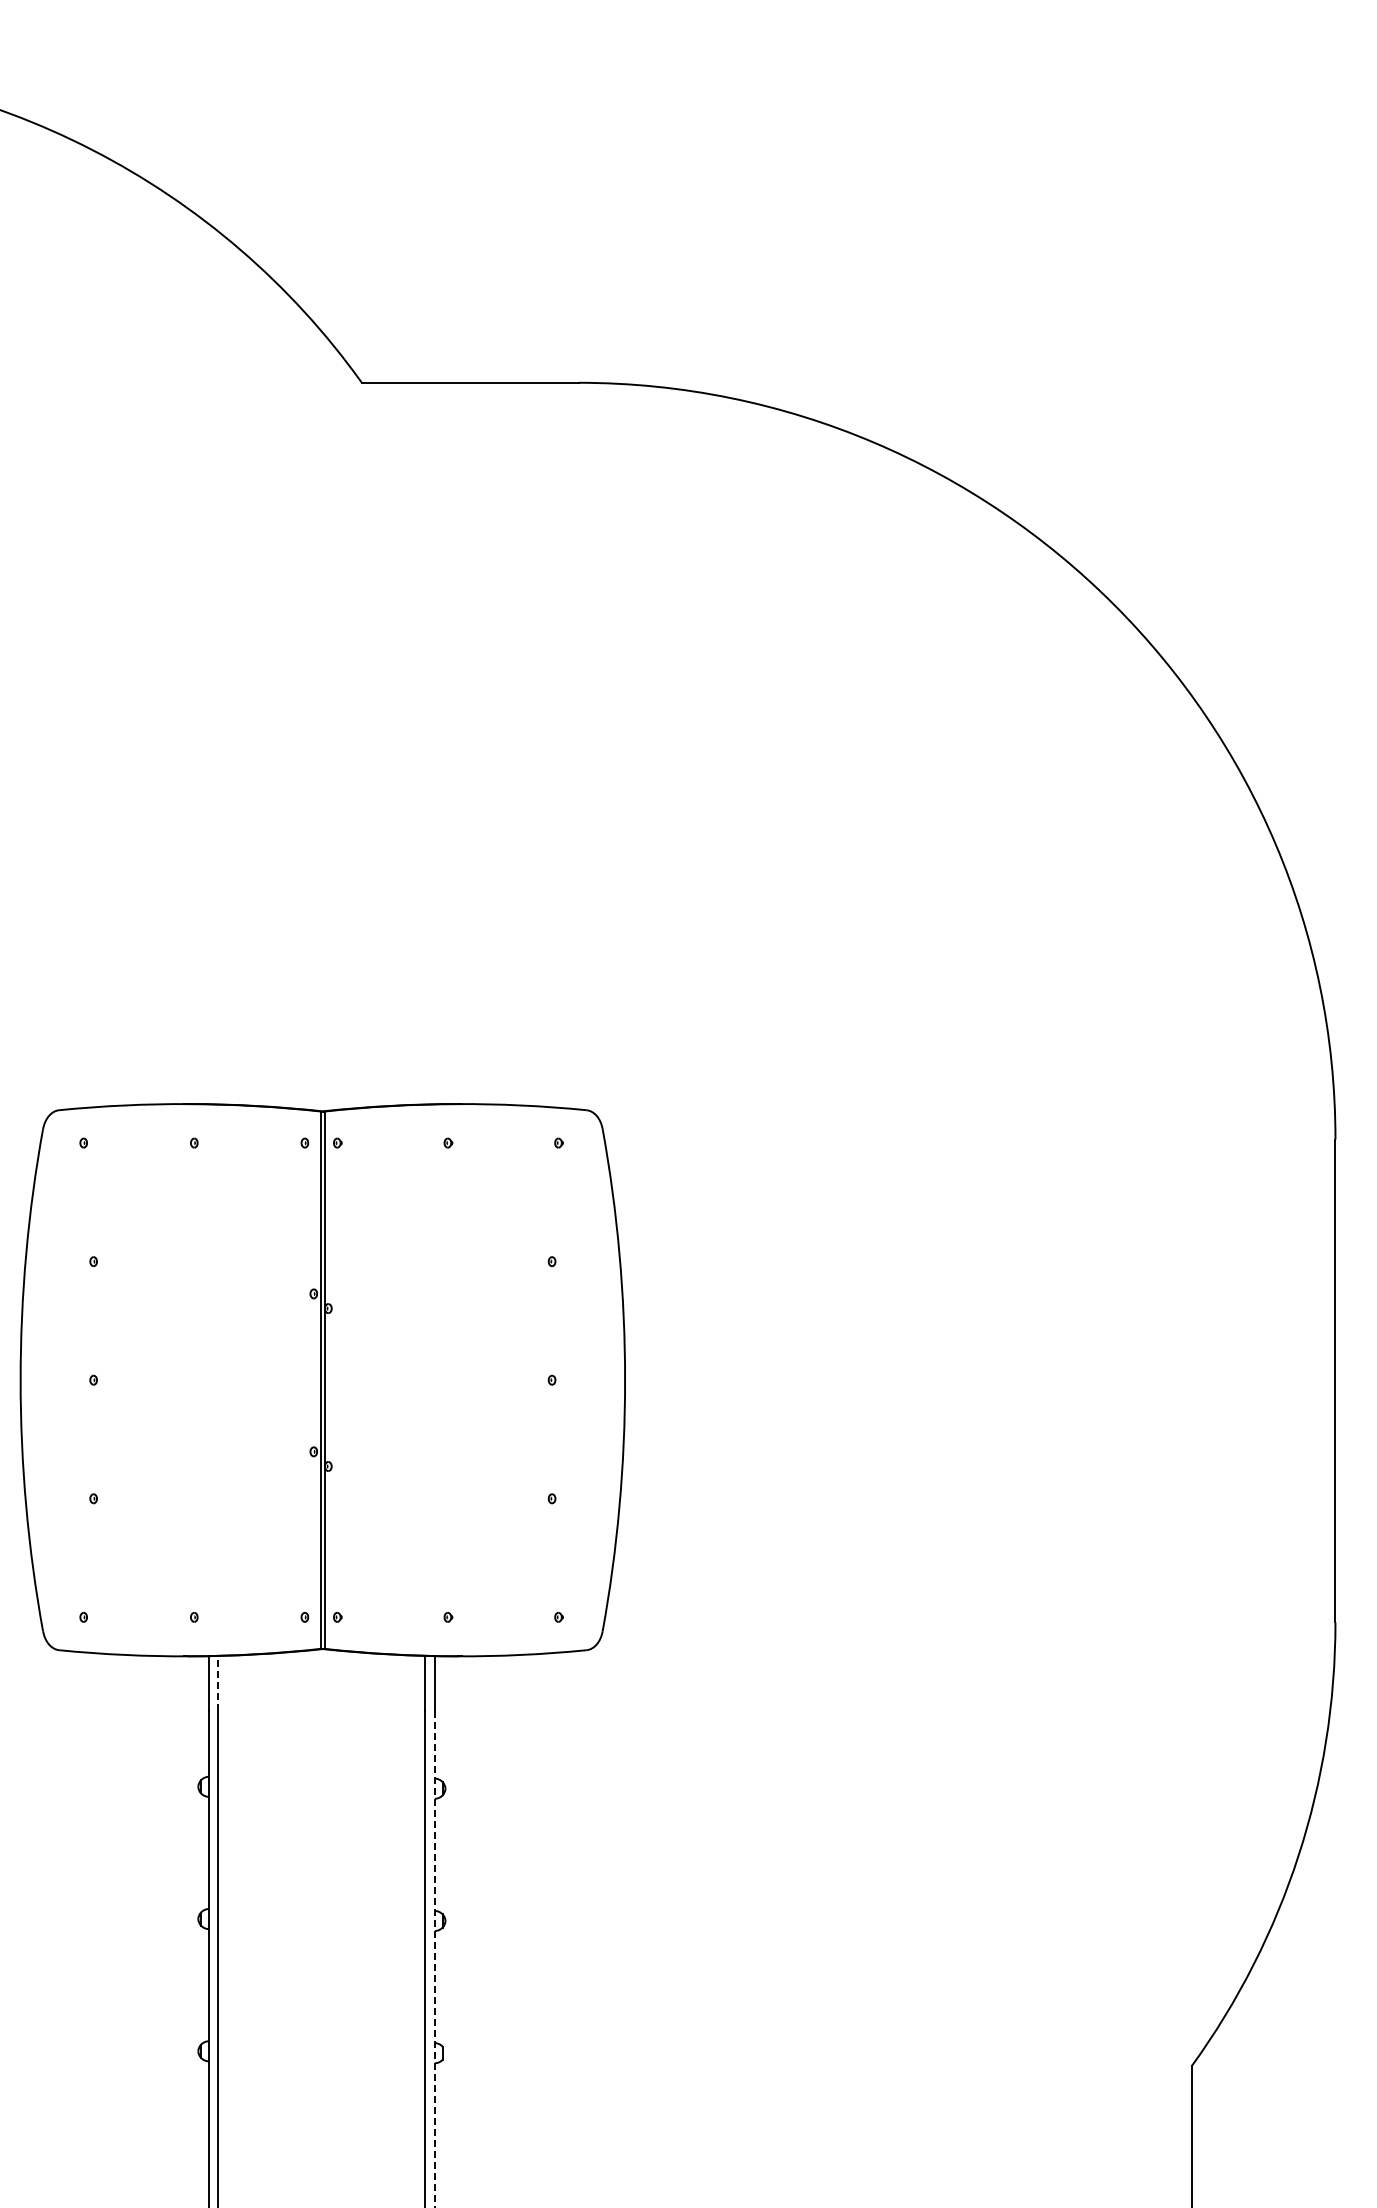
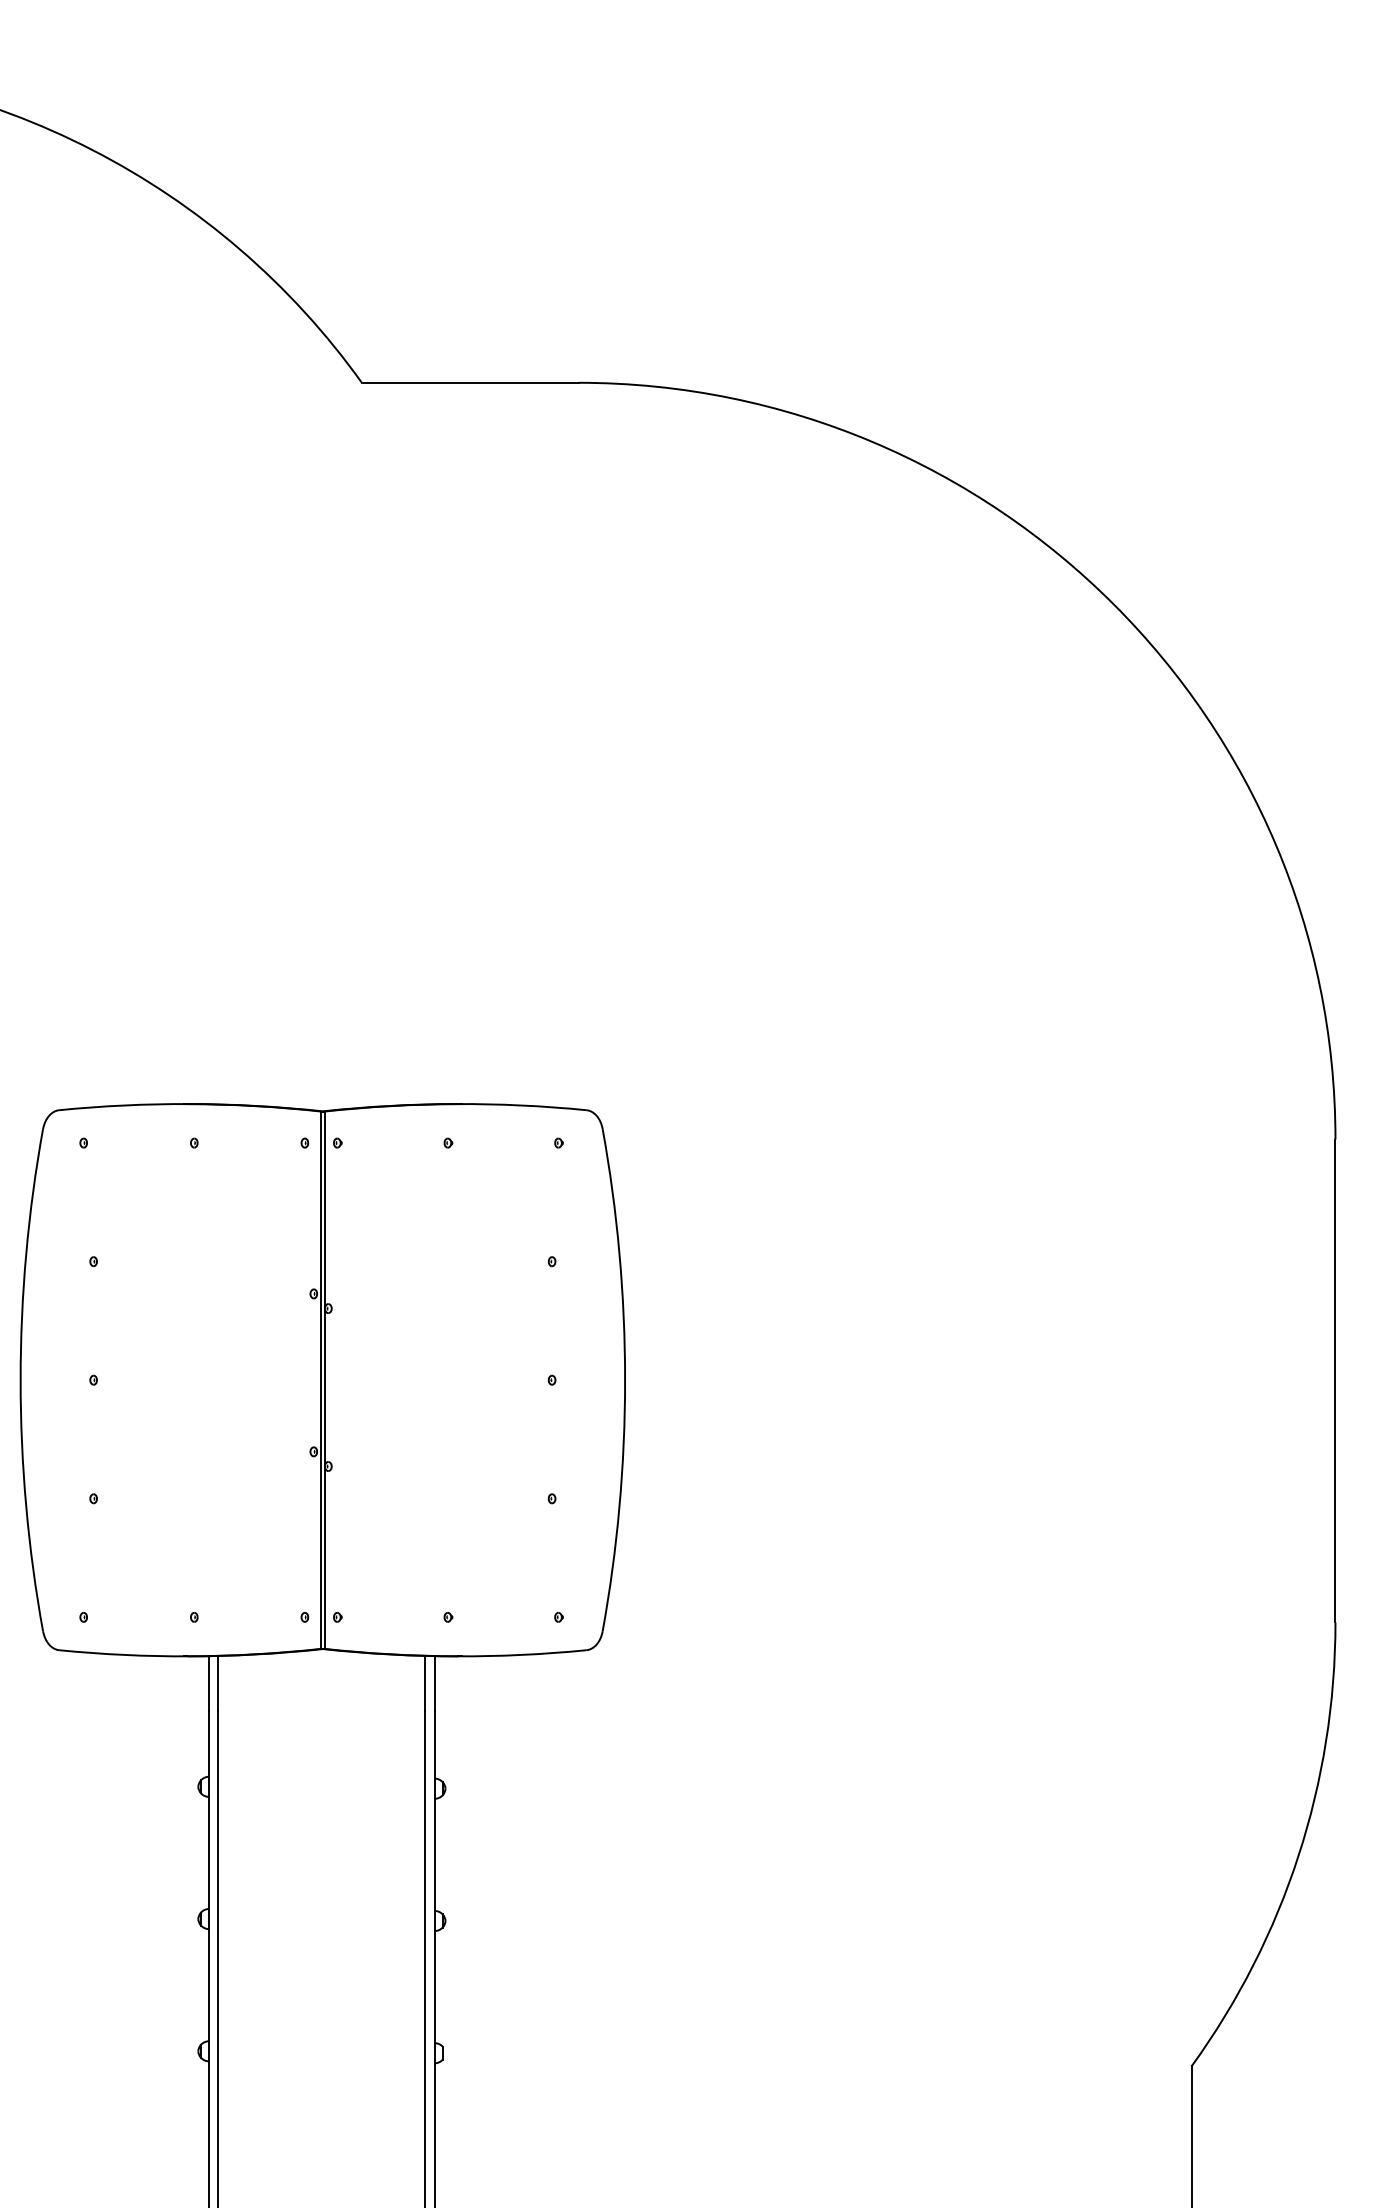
line: dashed -> solid (218, 1682)
line: dashed -> solid (434, 1958)
